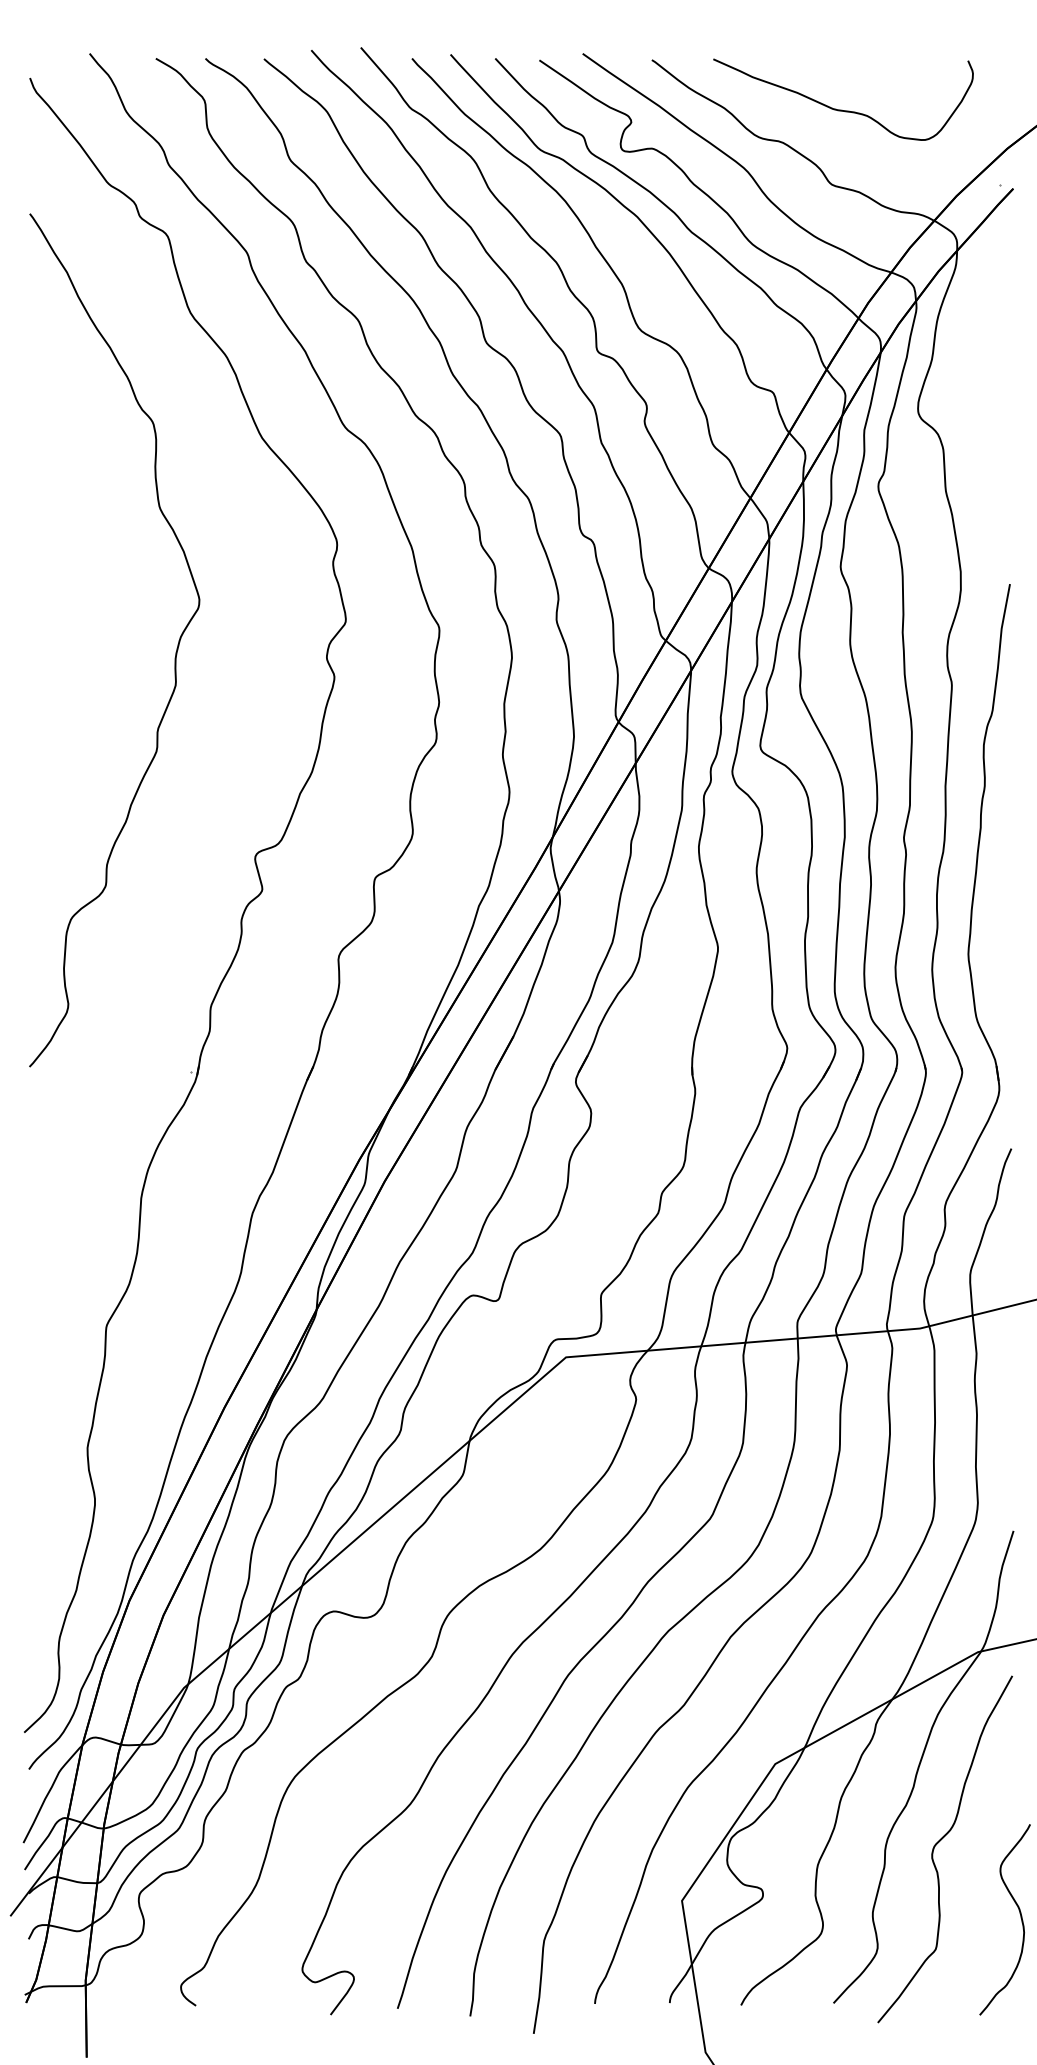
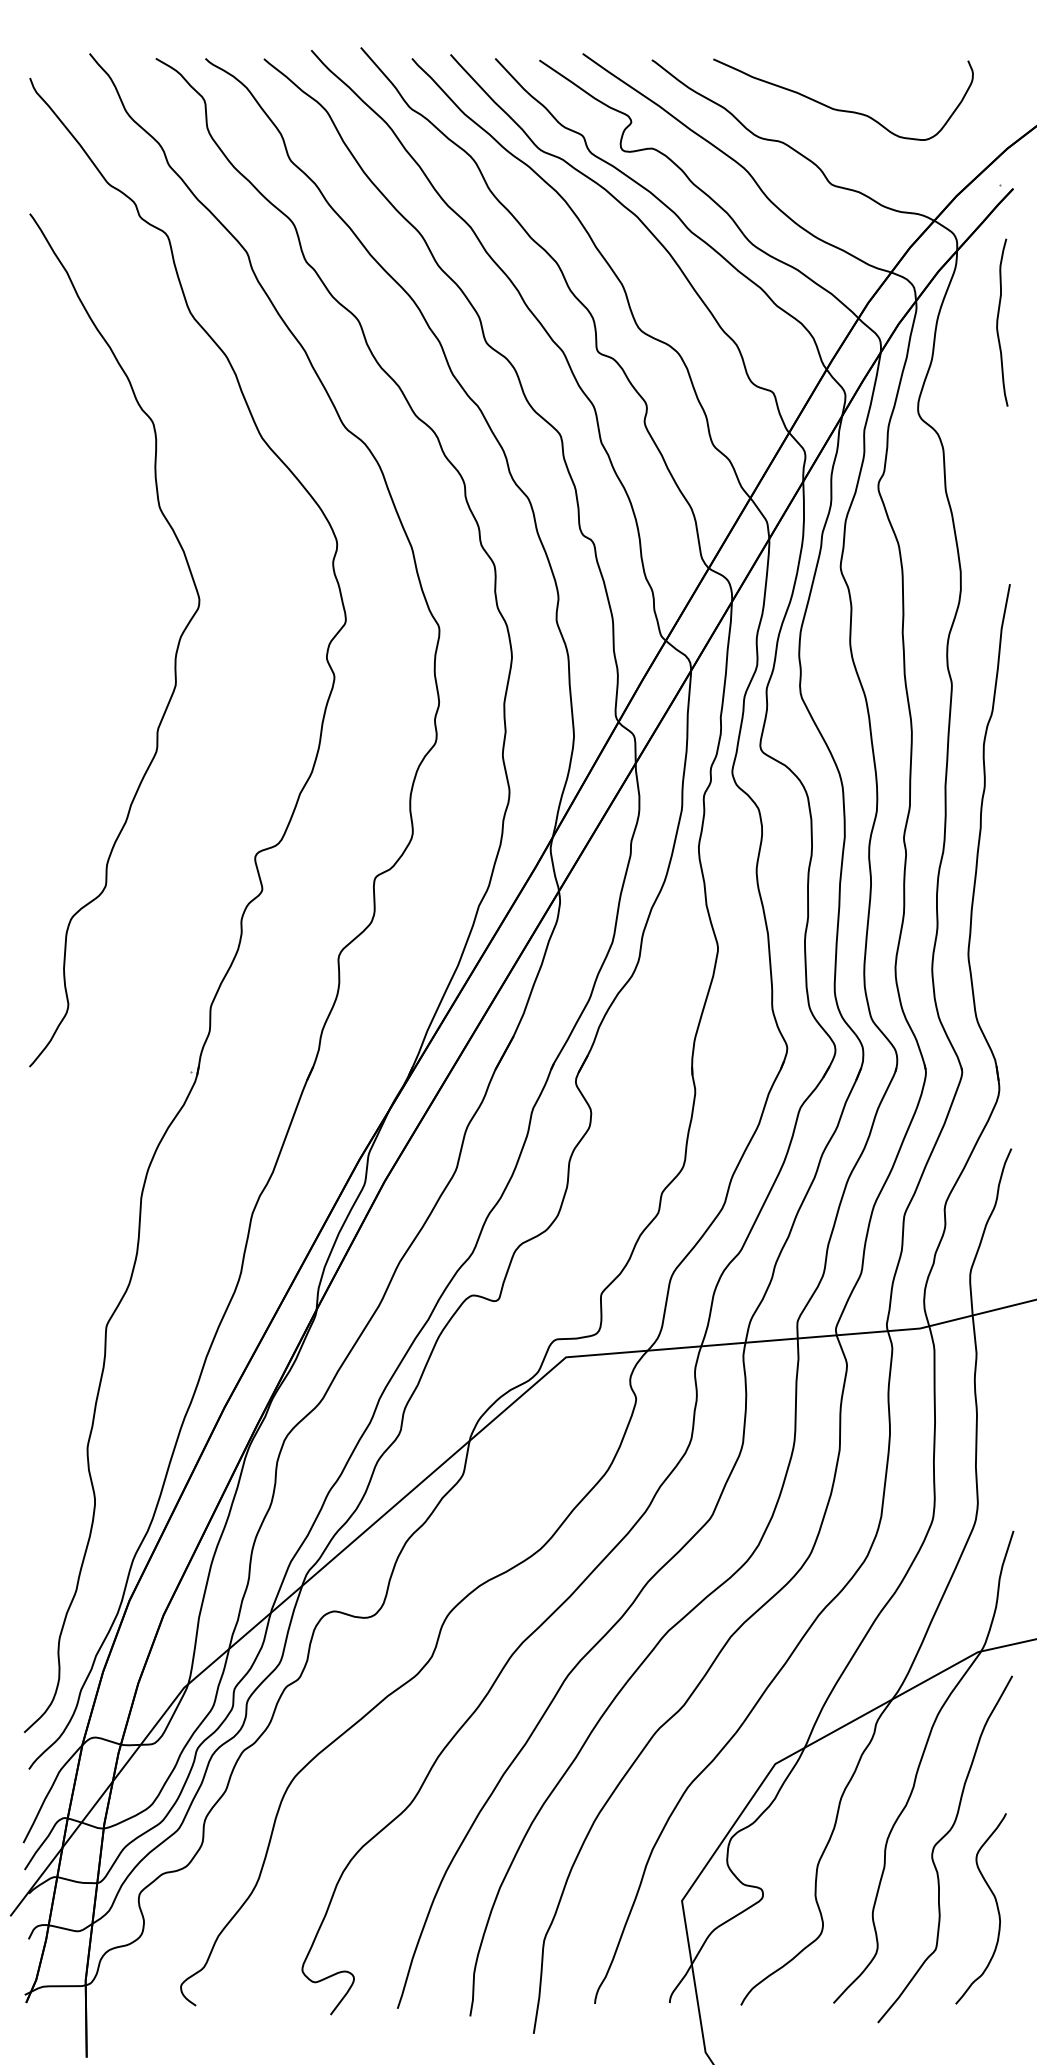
curve: none -> present (998, 322)
curve position: (1020, 1918) -> (996, 1907) (996, 1907)
